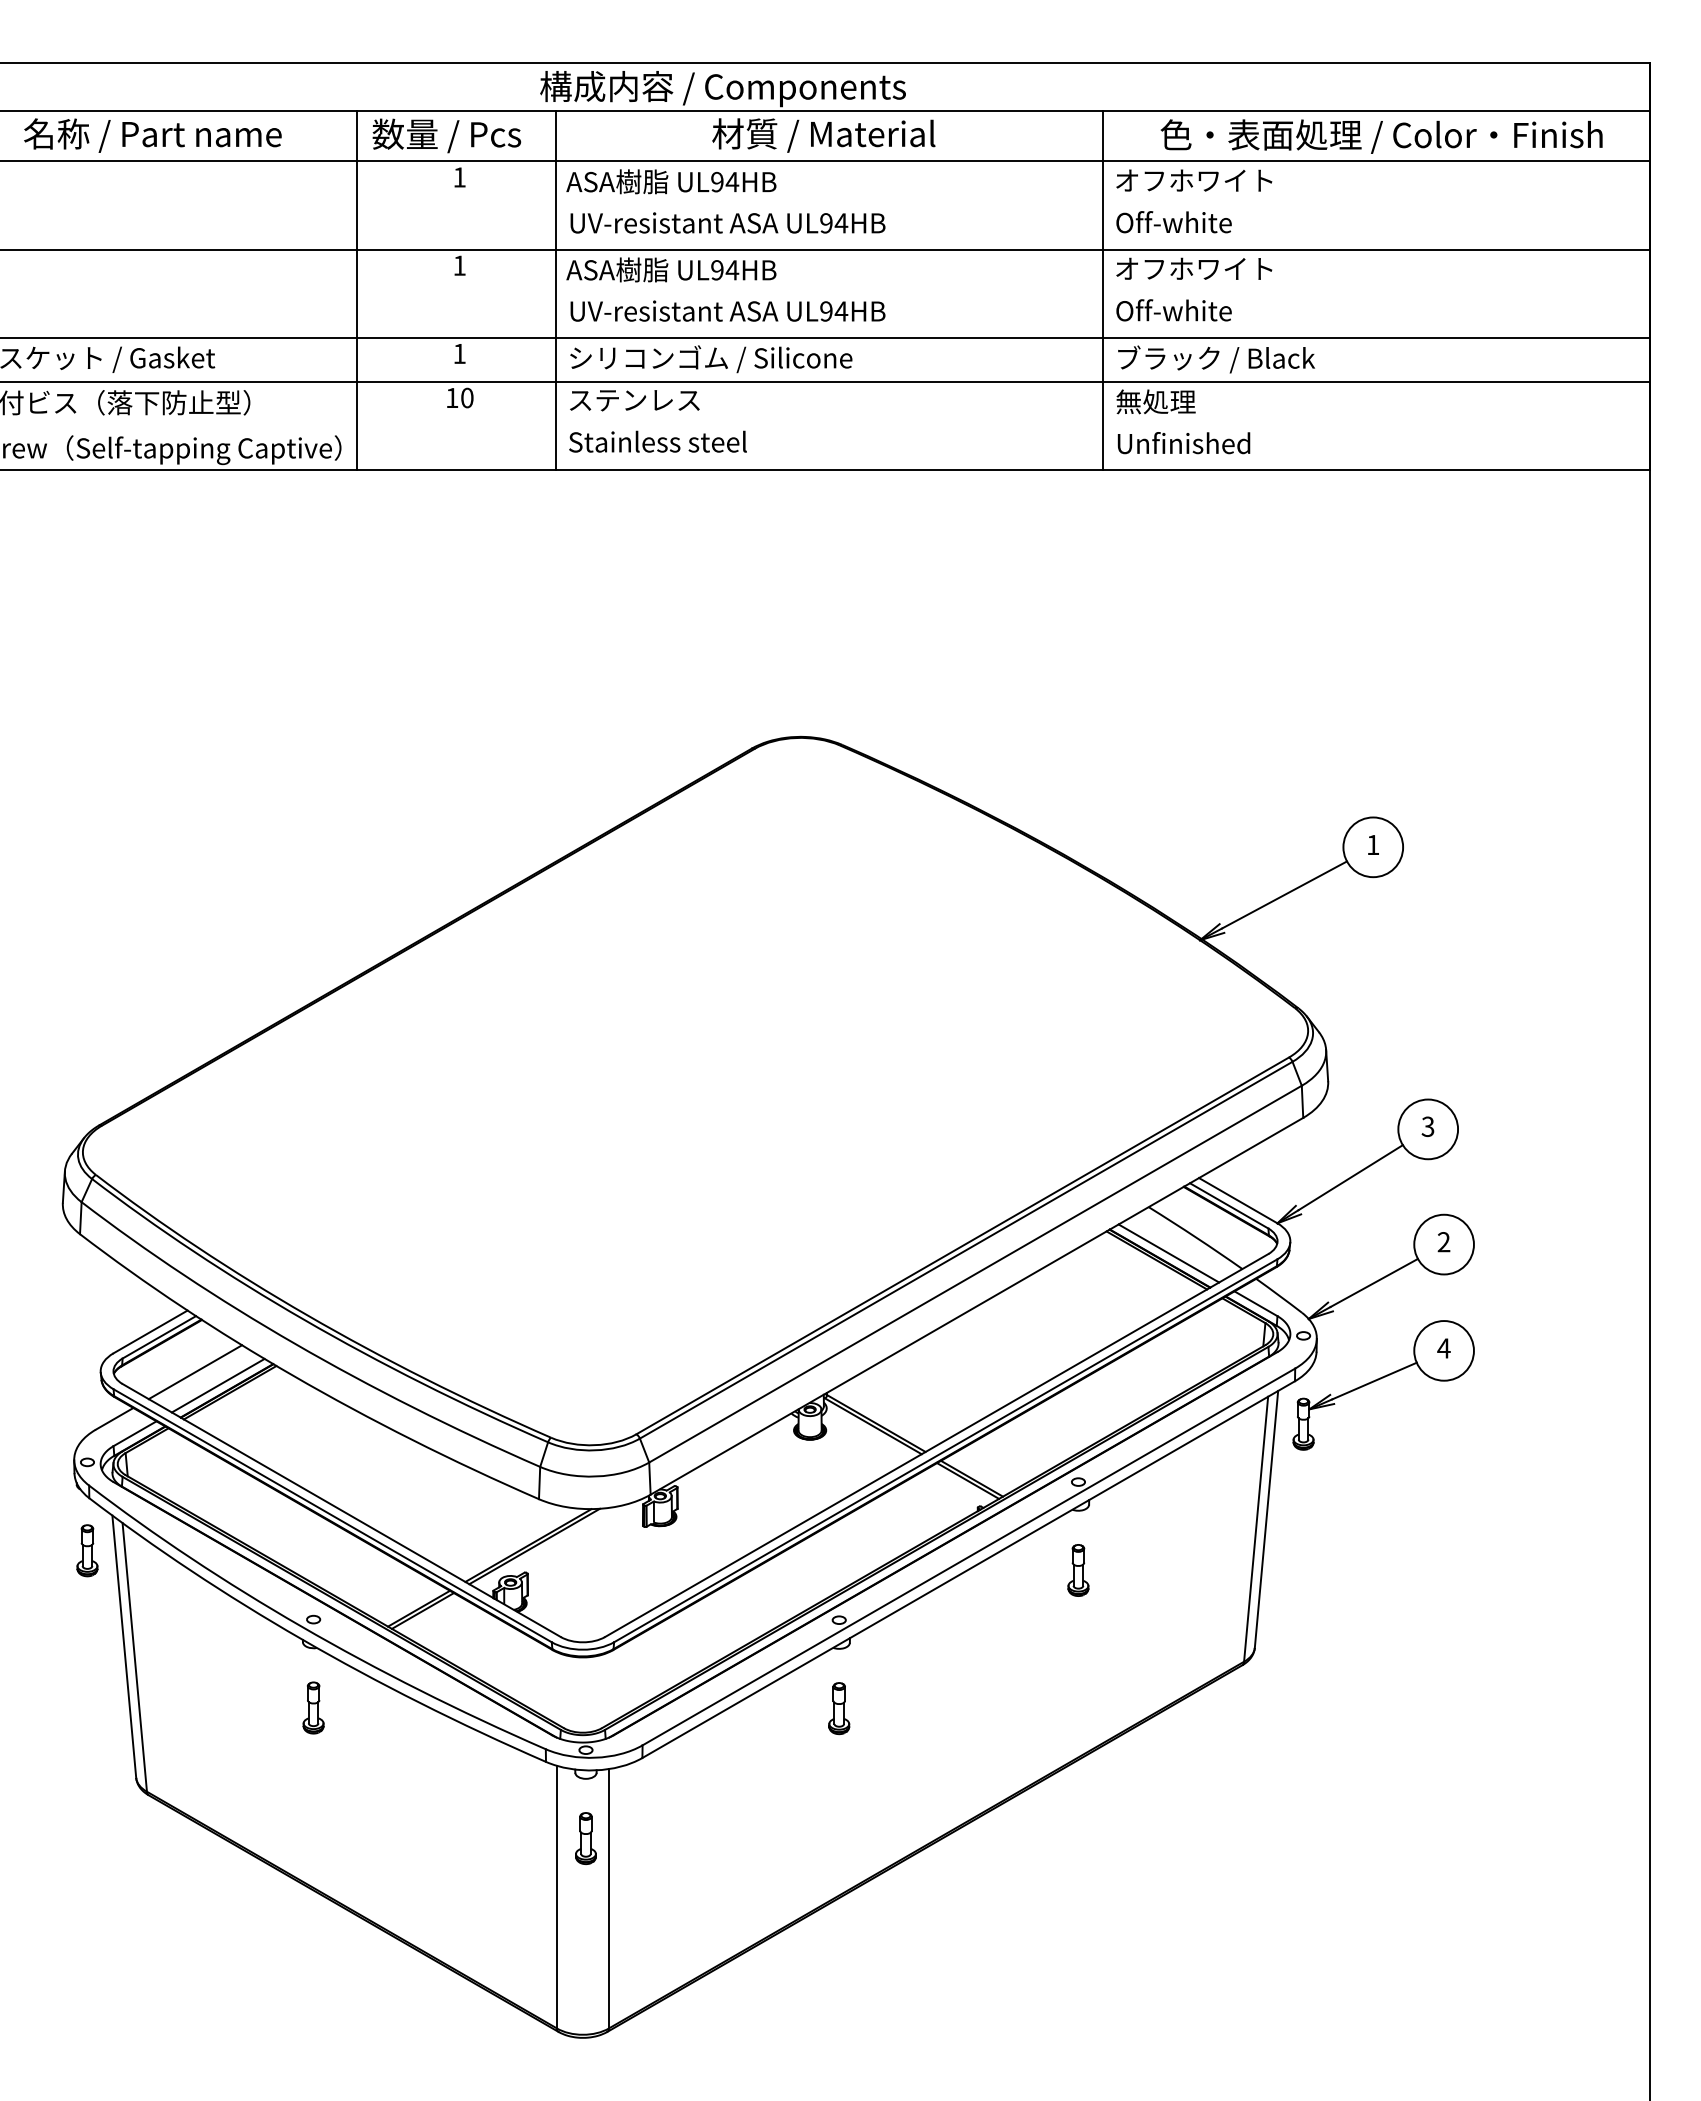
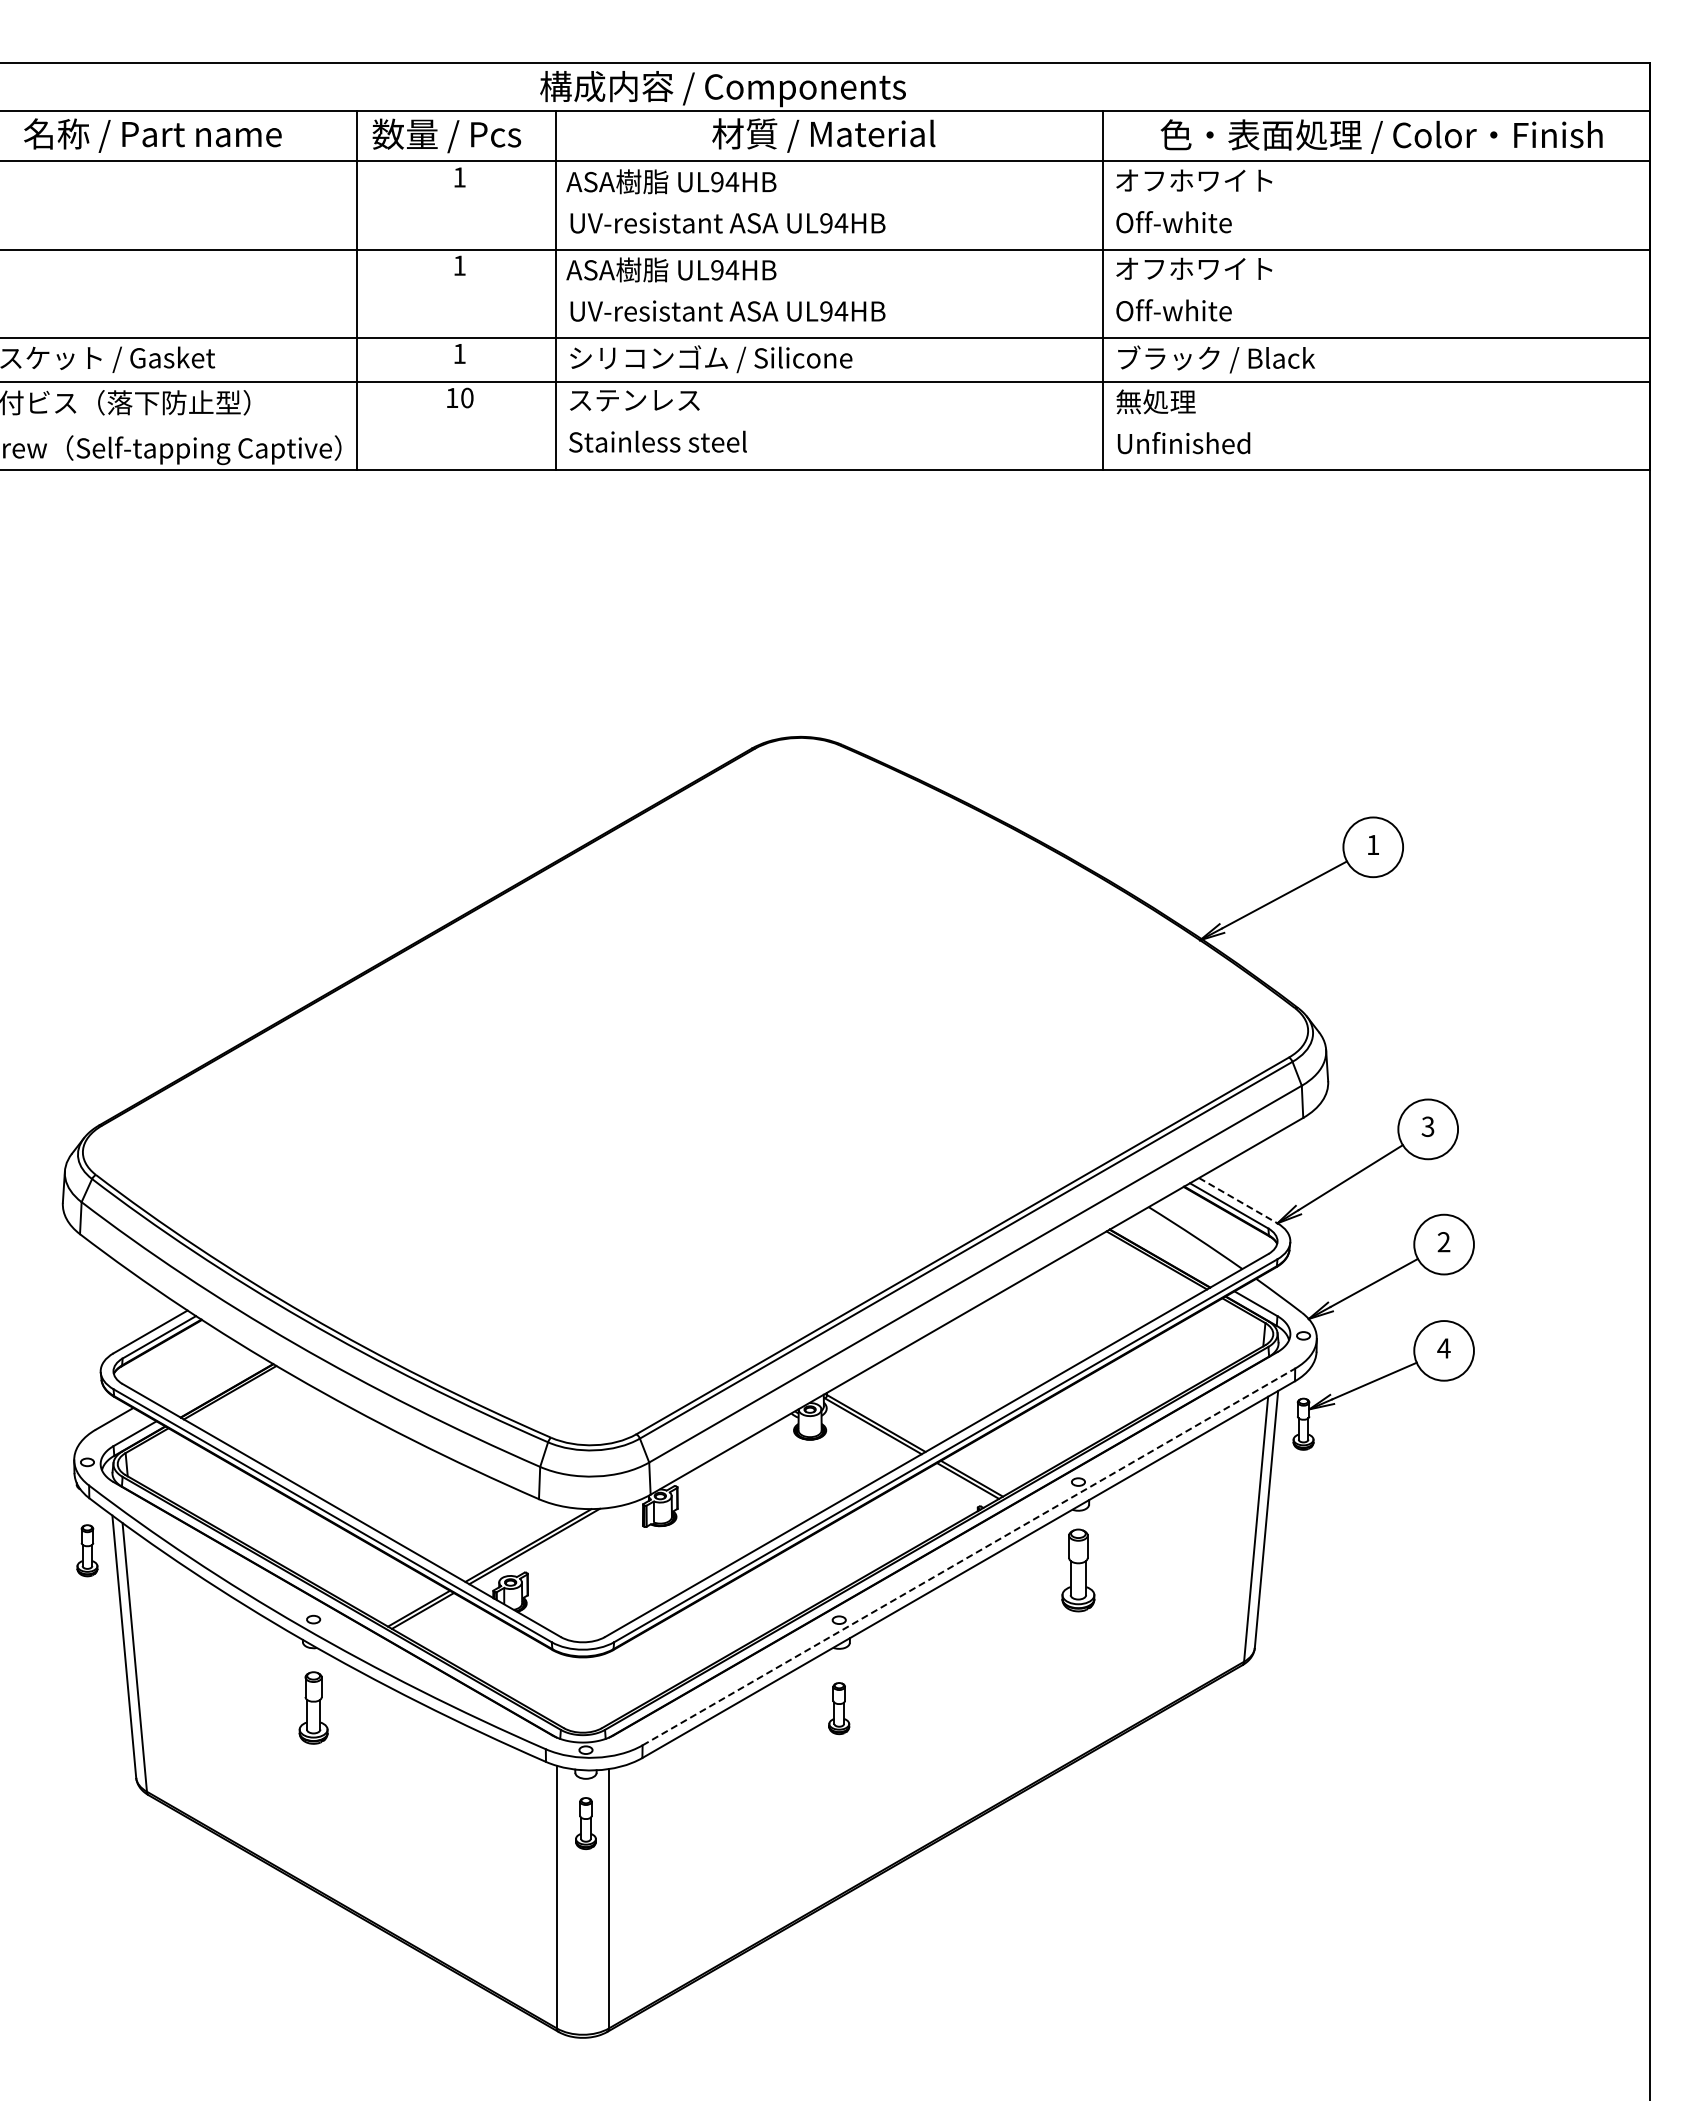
line: solid -> dashed (1238, 1200)
line: present -> none (1168, 1253)
line: present -> none (195, 1372)
line: present -> none (217, 1385)
line: solid -> dashed (968, 1556)
part size: 23x53 px -> 35x85 px (1078, 1570)
part size: 23x54 px -> 31x74 px (313, 1707)
part position: (585, 1838) -> (585, 1823) (585, 1823)
